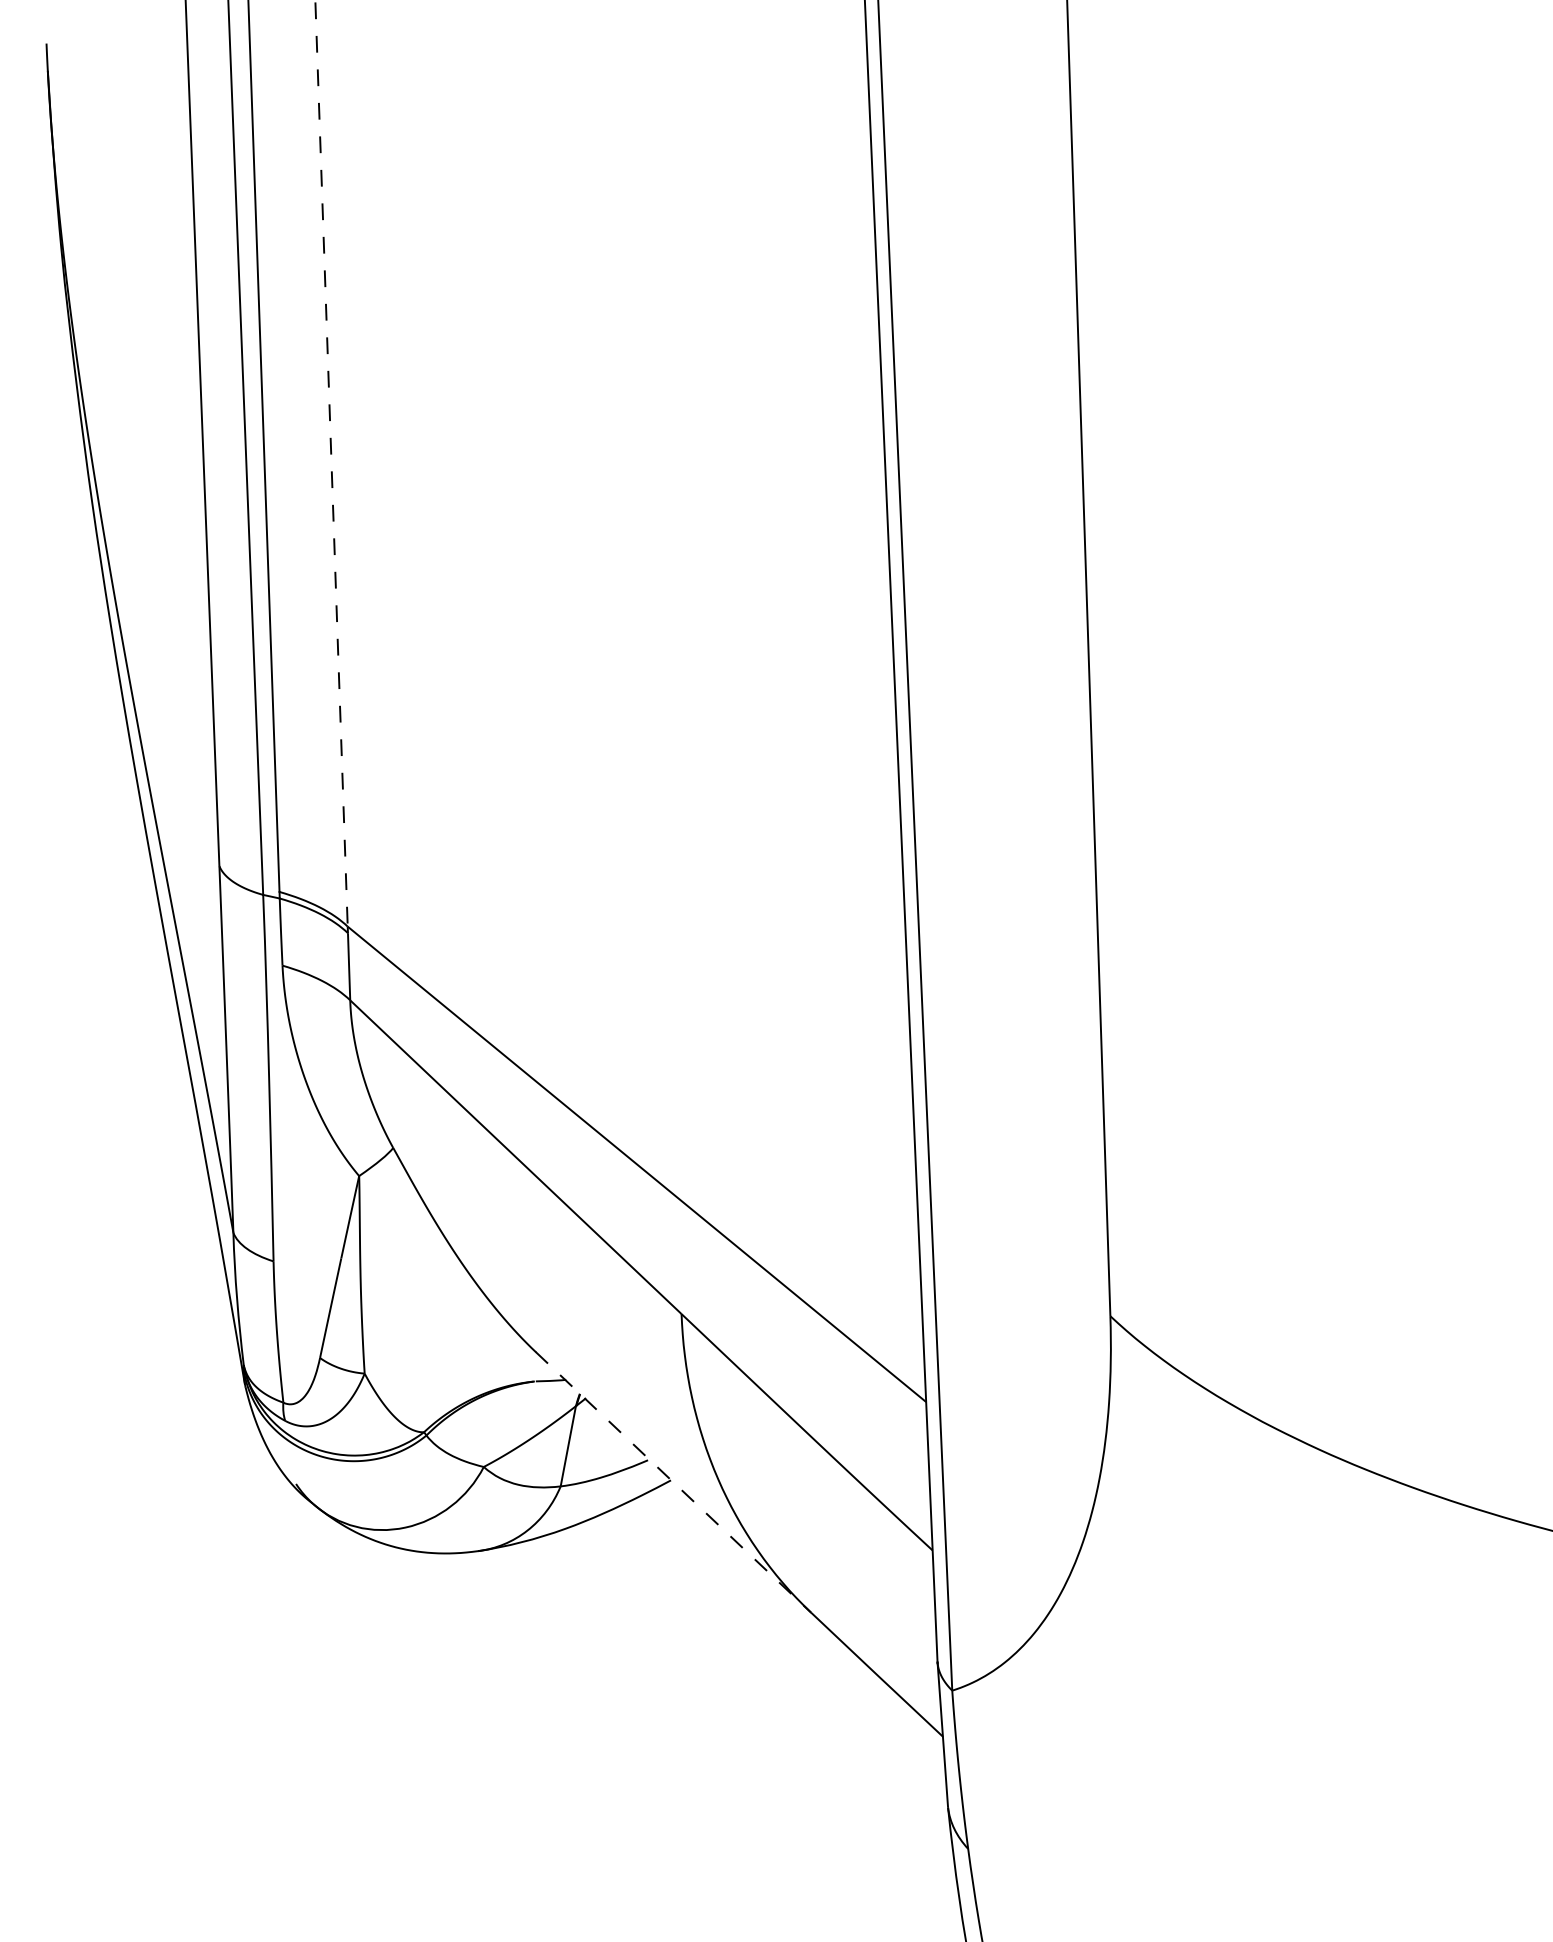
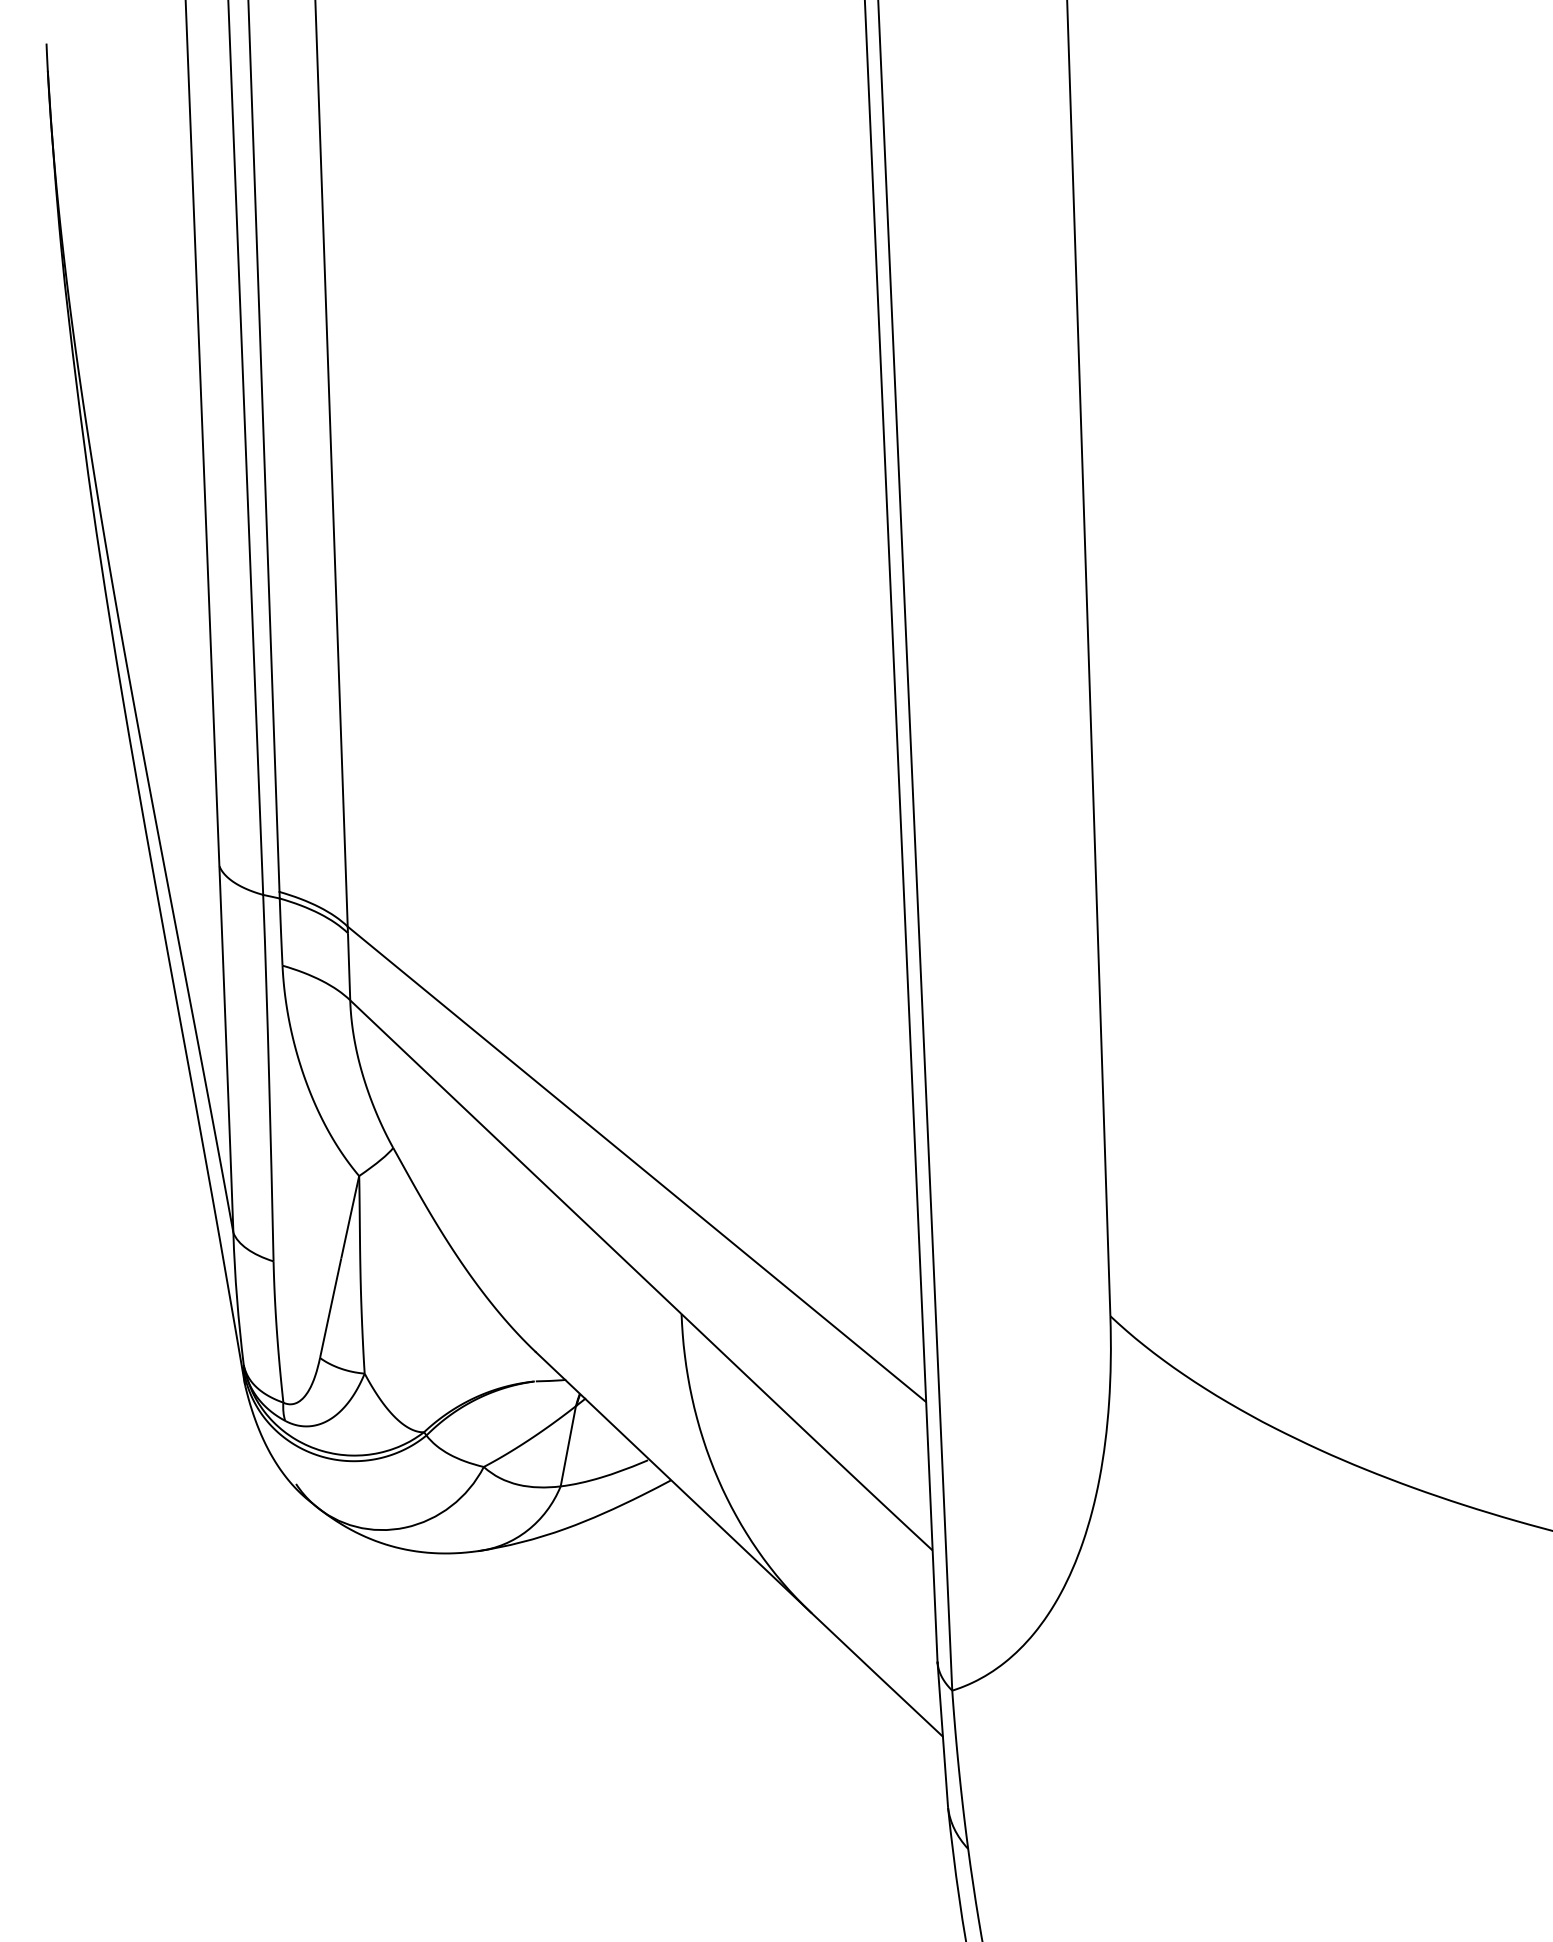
line: dashed -> solid (331, 463)
line: dashed -> solid (673, 1482)
